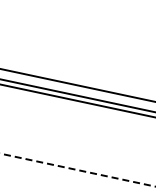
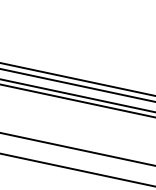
line: none -> present (77, 79)
line: none -> present (77, 149)
line: dashed -> solid (78, 170)
